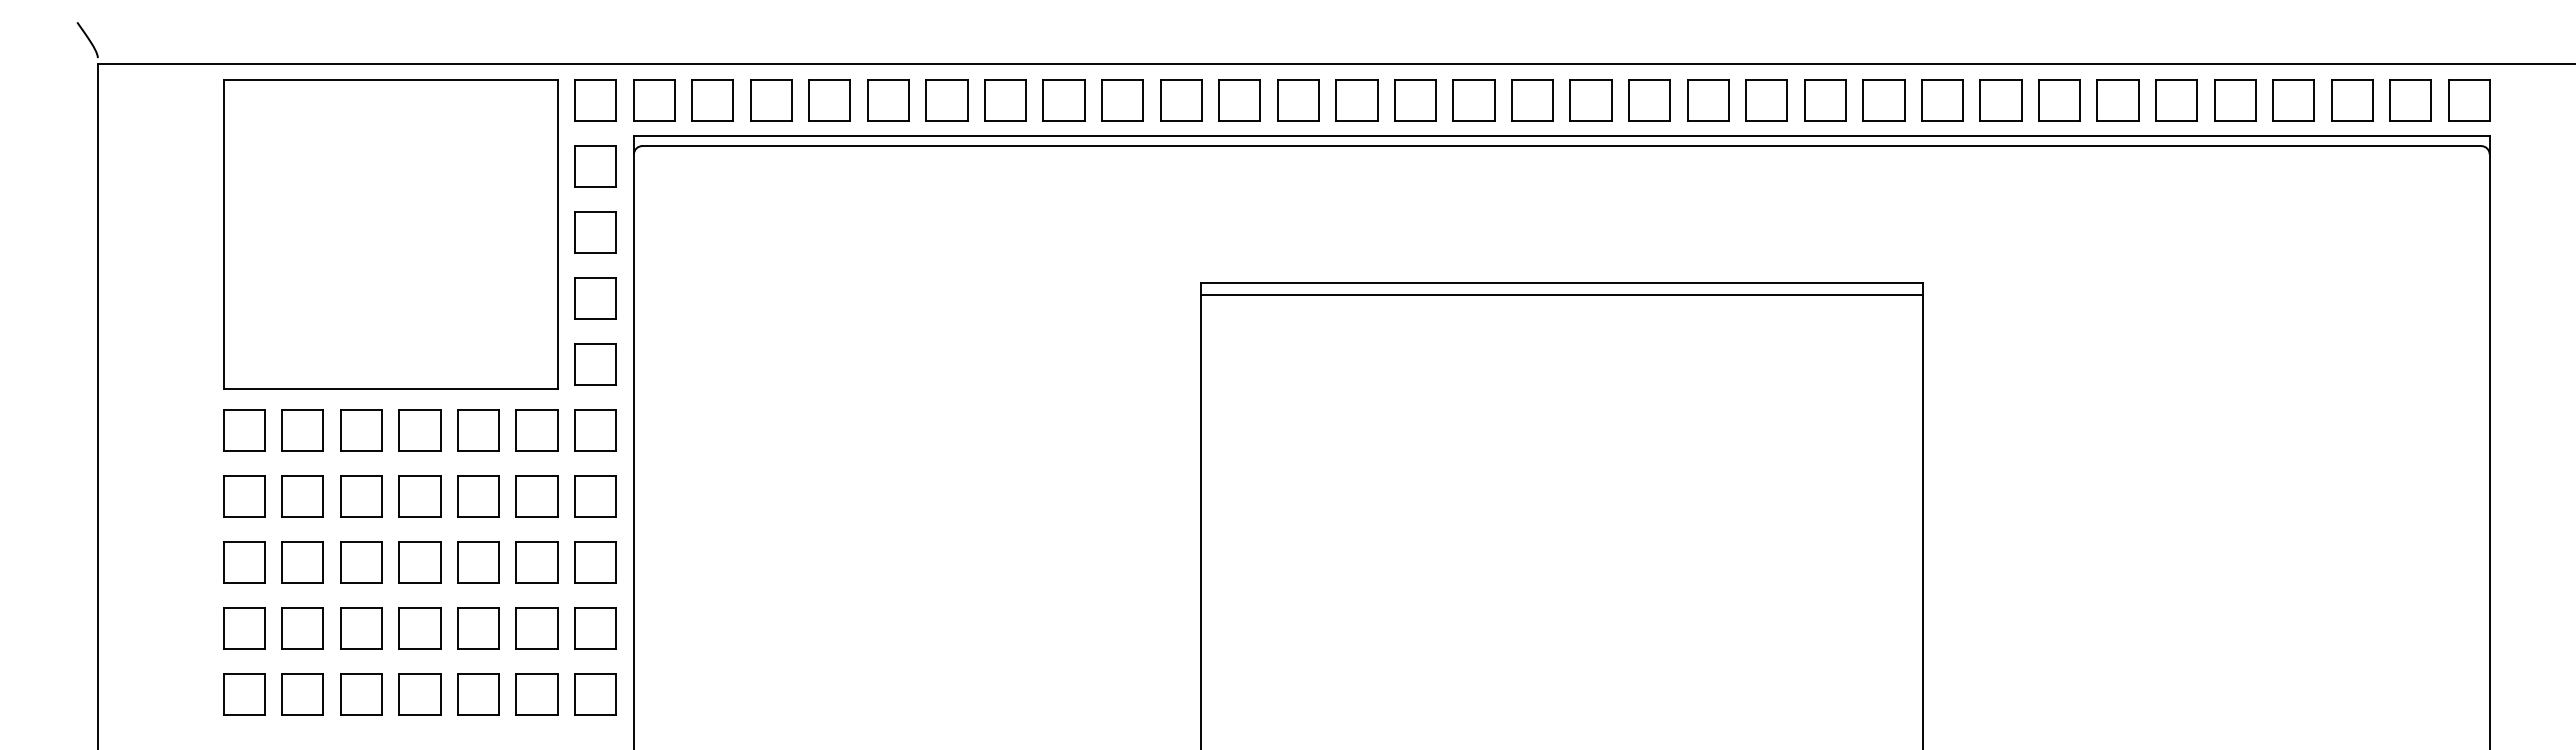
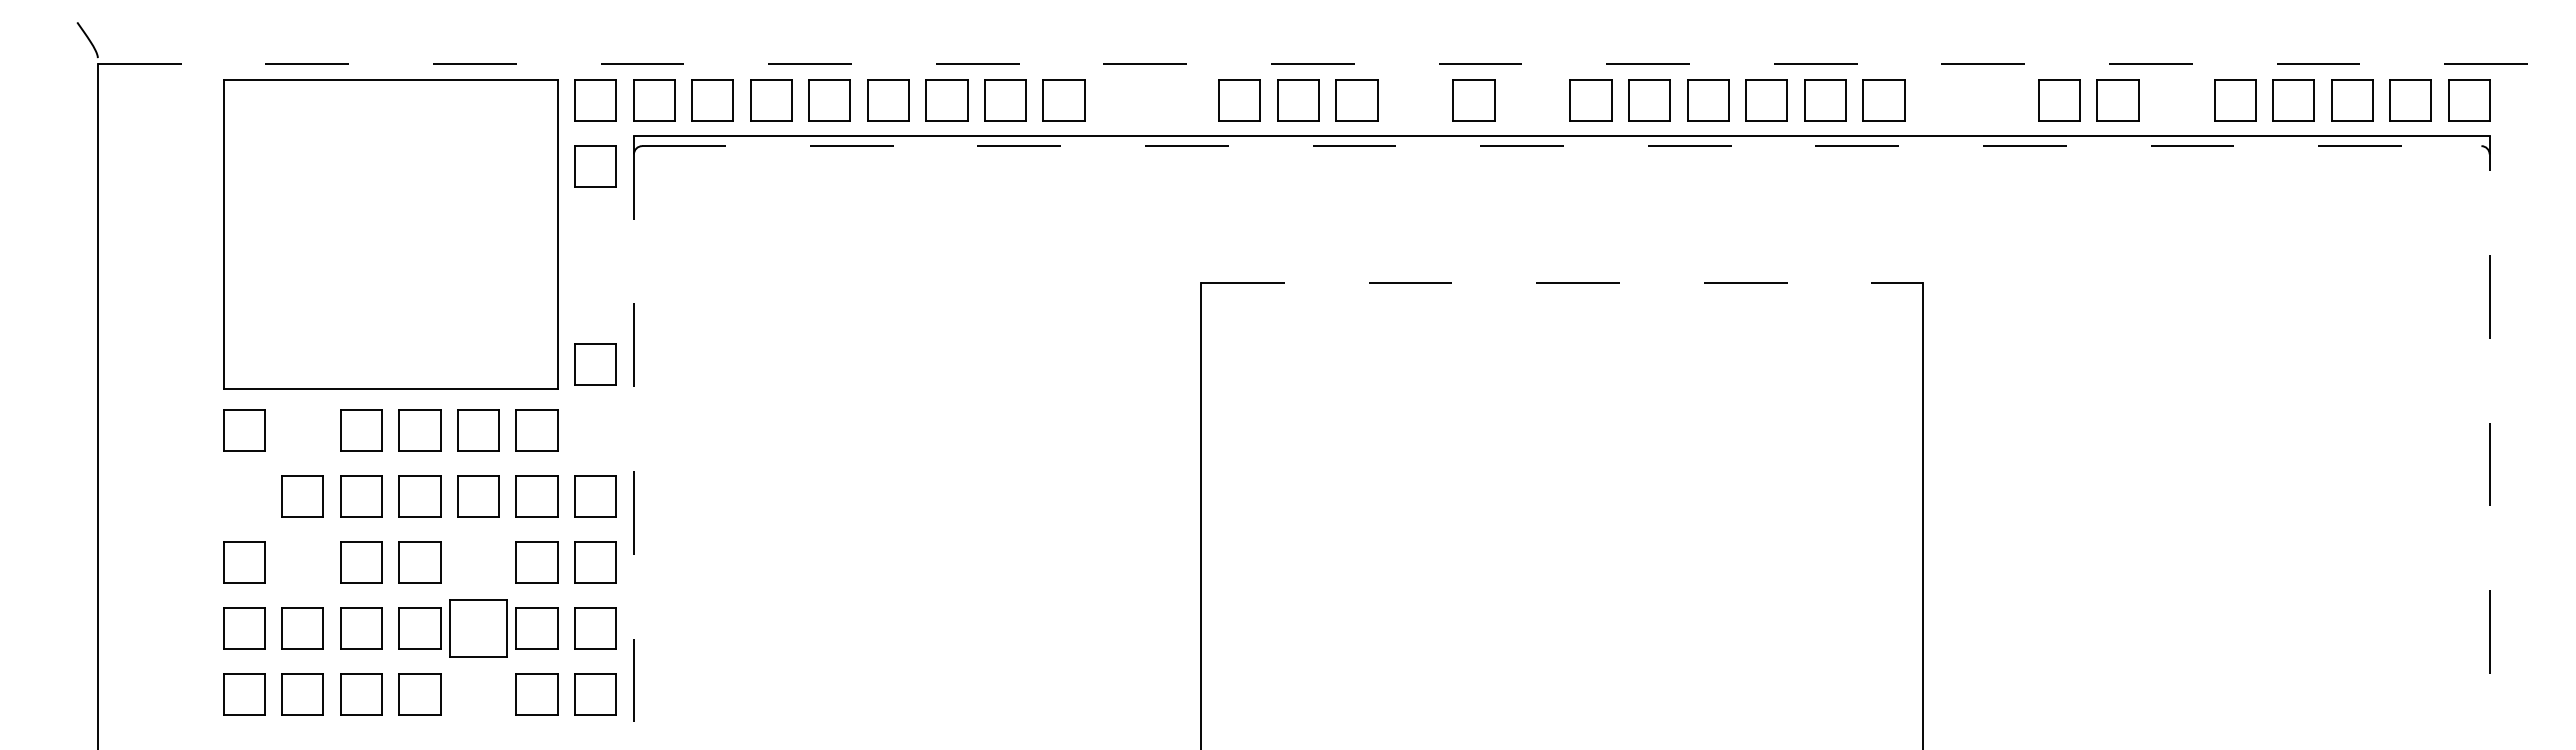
line: solid -> dashed (1336, 63)
part: present -> none (1122, 100)
part: present -> none (1181, 100)
part: present -> none (1415, 100)
part: present -> none (1532, 100)
part: present -> none (1942, 100)
part: present -> none (2000, 100)
part: present -> none (2176, 100)
line: solid -> dashed (1561, 146)
part: present -> none (595, 232)
line: solid -> dashed (1561, 283)
line: present -> none (1561, 294)
part: present -> none (595, 298)
part: present -> none (302, 430)
part: present -> none (595, 430)
line: solid -> dashed (634, 442)
line: solid -> dashed (2489, 442)
part: present -> none (244, 496)
part: present -> none (302, 562)
part: present -> none (478, 562)
part size: 43x43 px -> 59x59 px (478, 628)
part: present -> none (478, 694)
